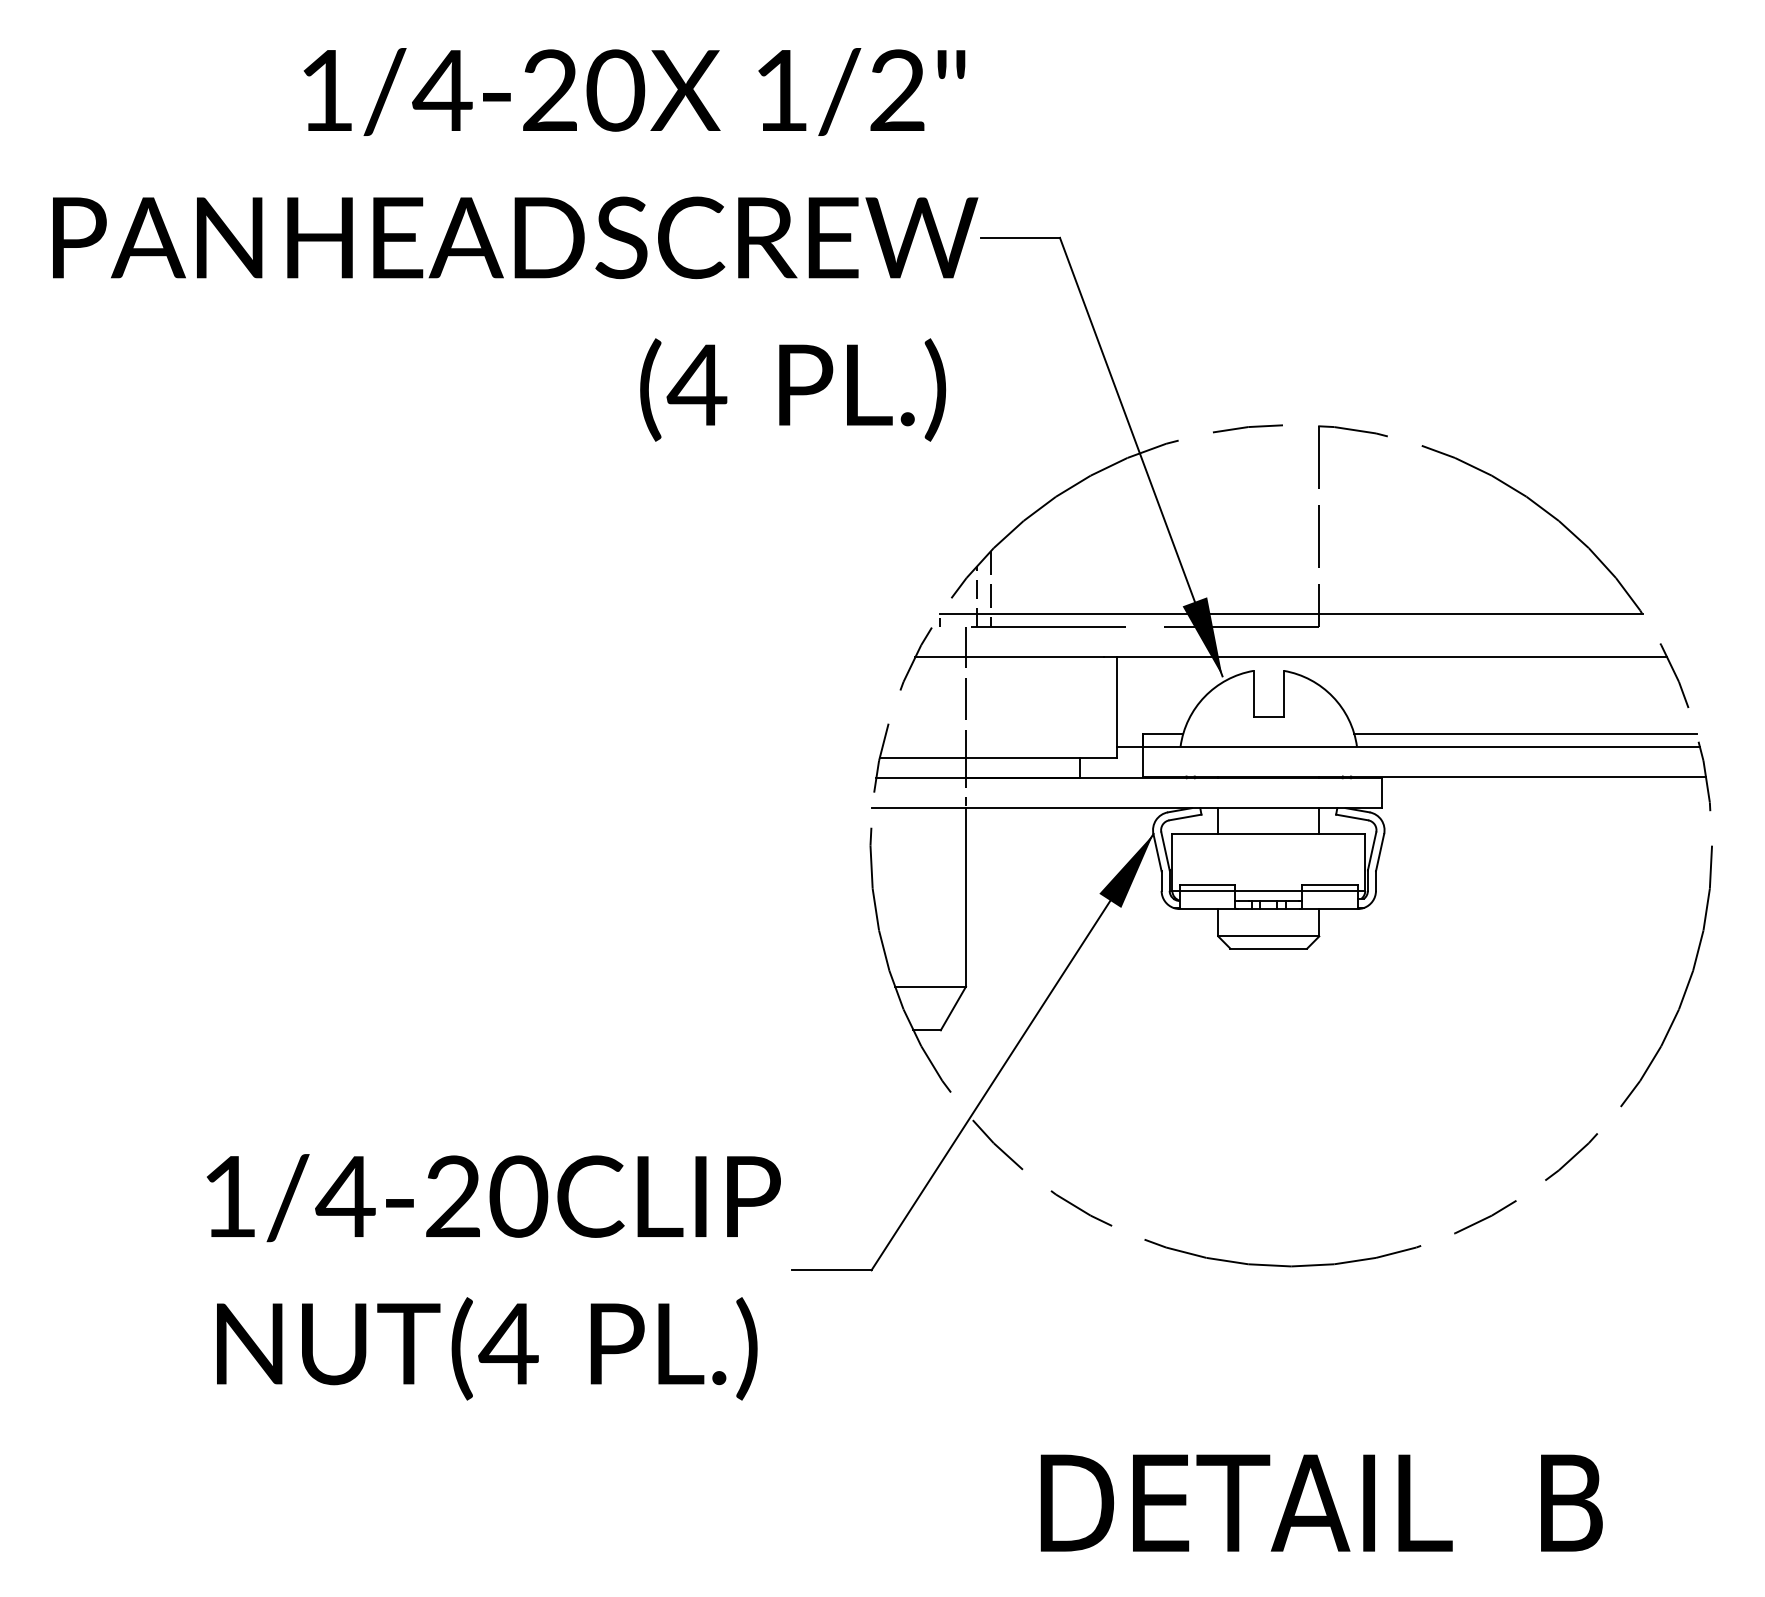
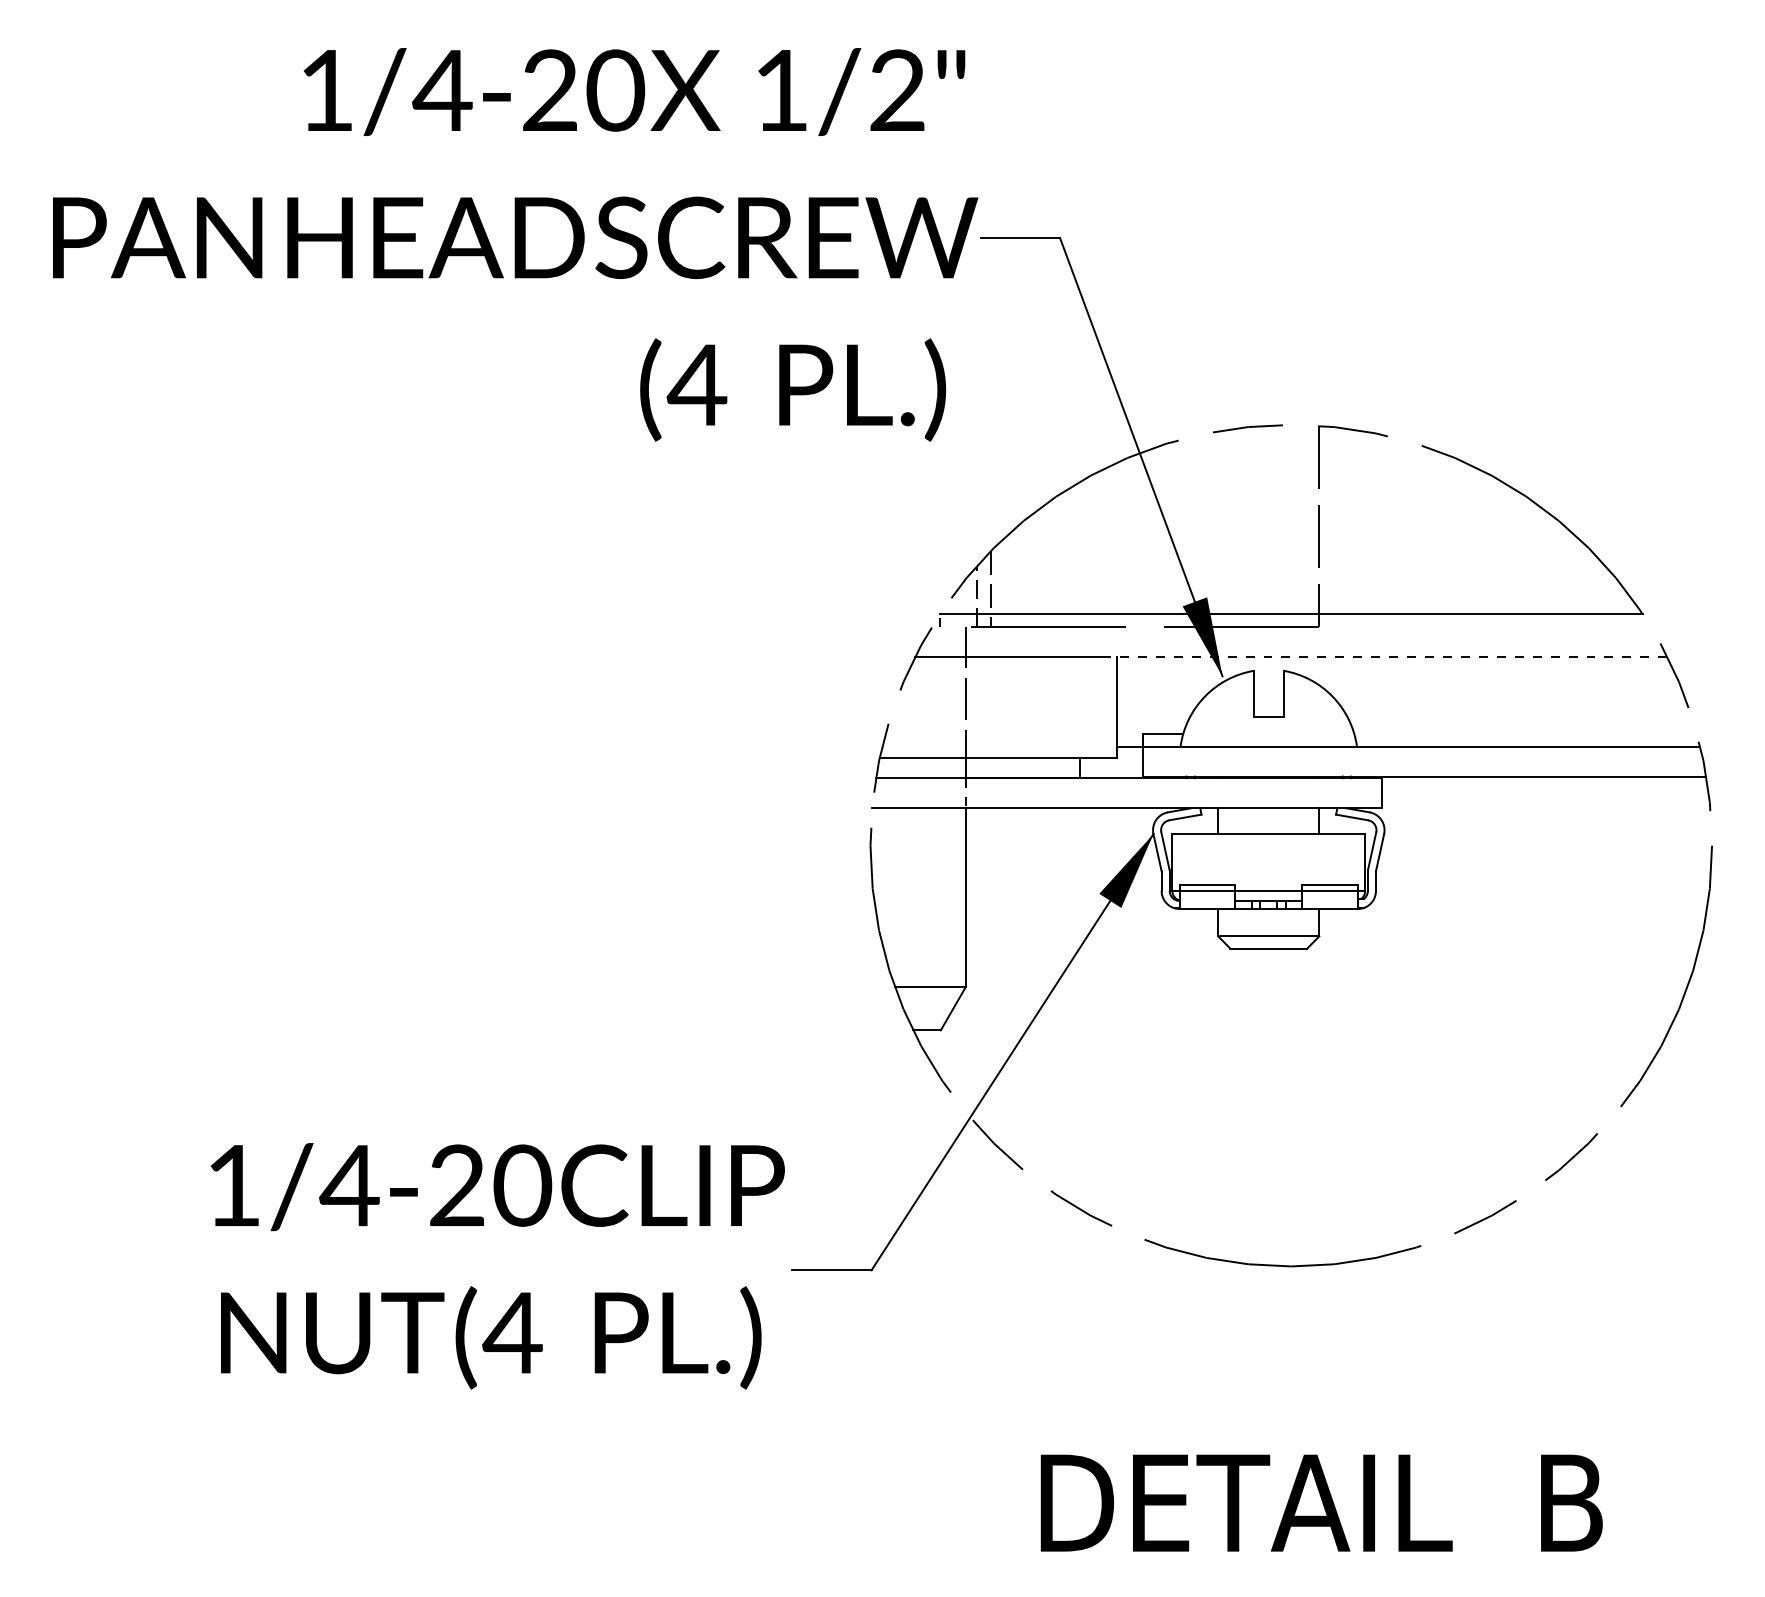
line: solid -> dashed (1385, 656)
line: present -> none (1525, 734)
text position: (493, 1277) -> (497, 1266) (497, 1266)
